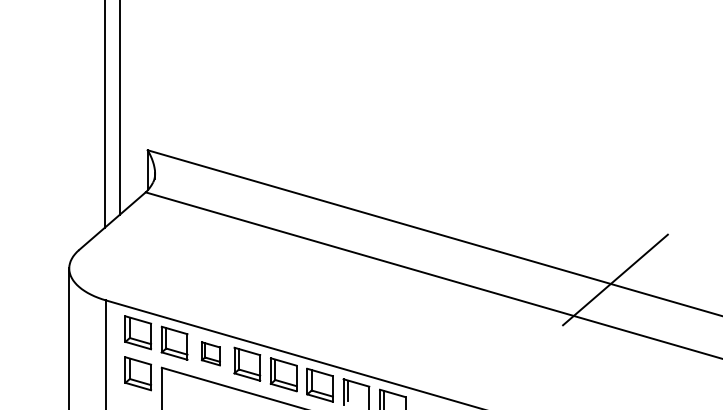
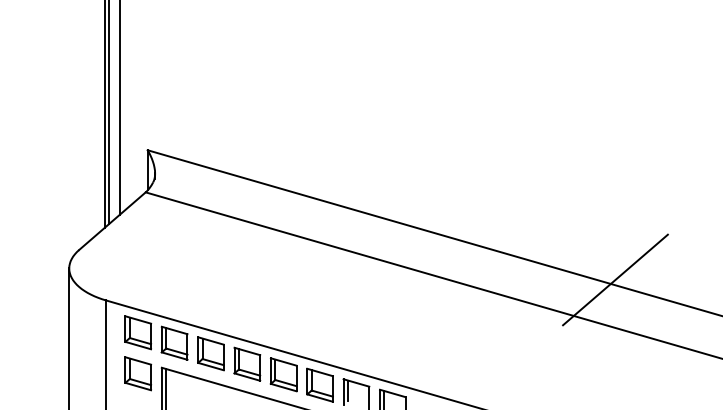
line: none -> present (108, 113)
part size: 21x26 px -> 28x36 px (210, 353)
line: none -> present (166, 387)
